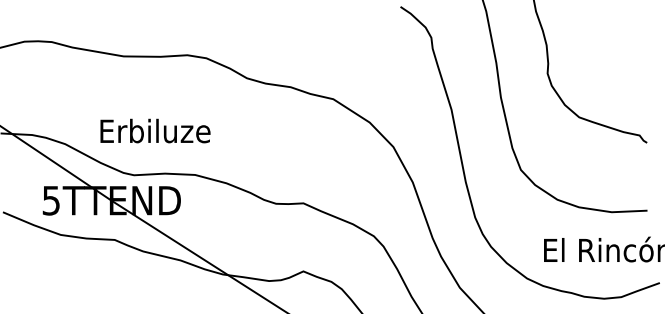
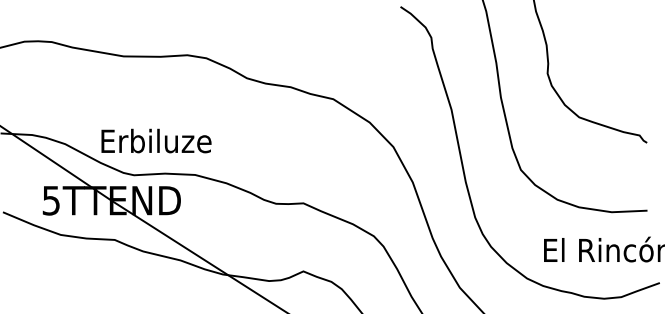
text position: (155, 130) -> (156, 140) (156, 140)
